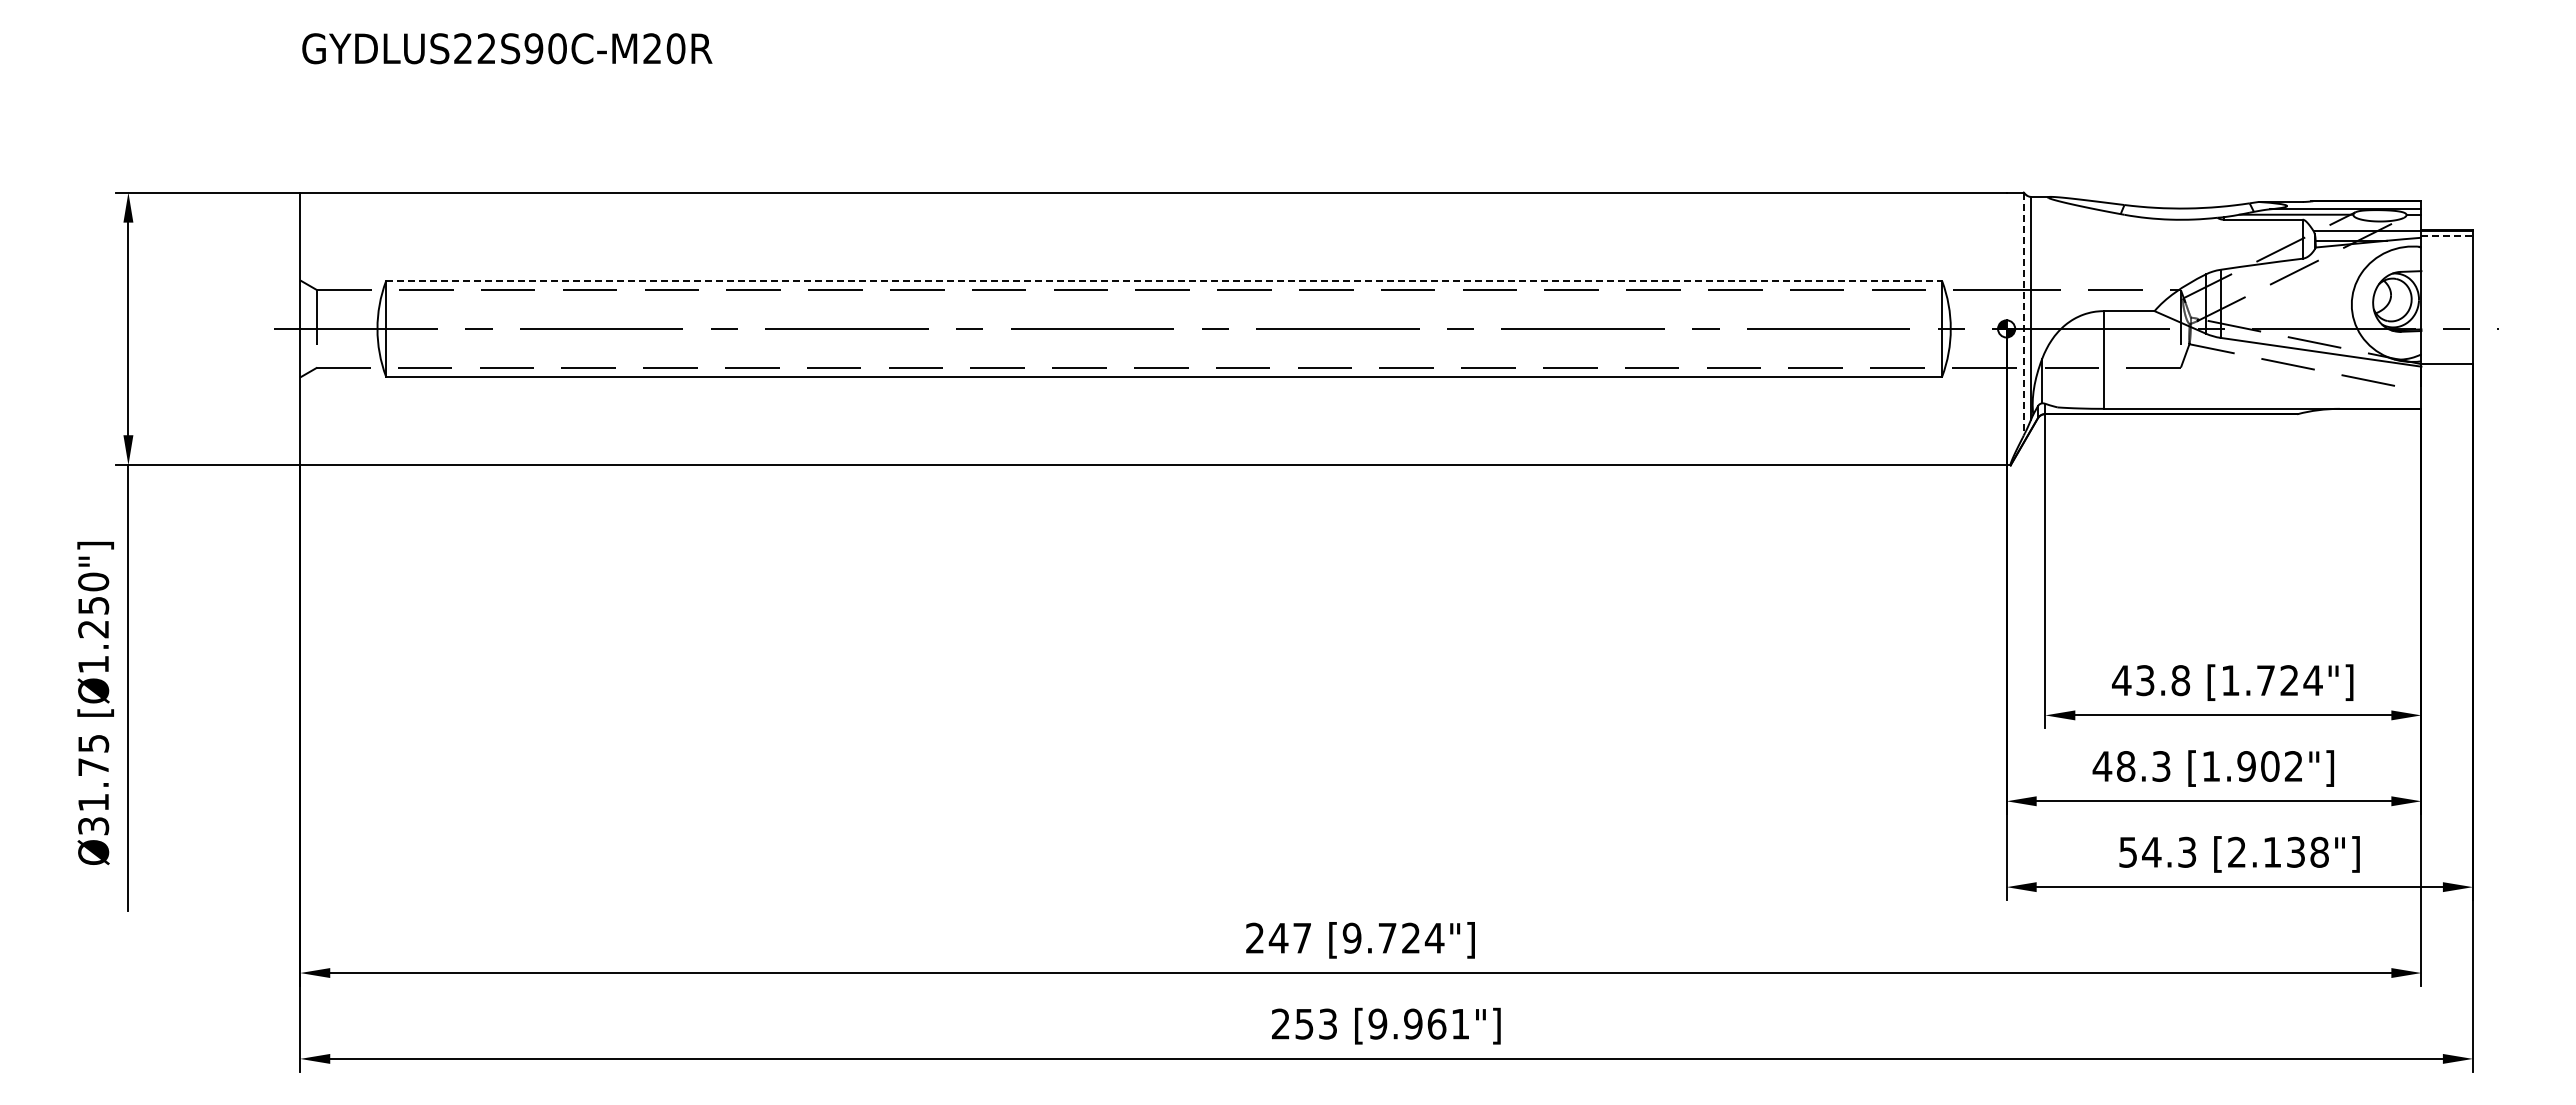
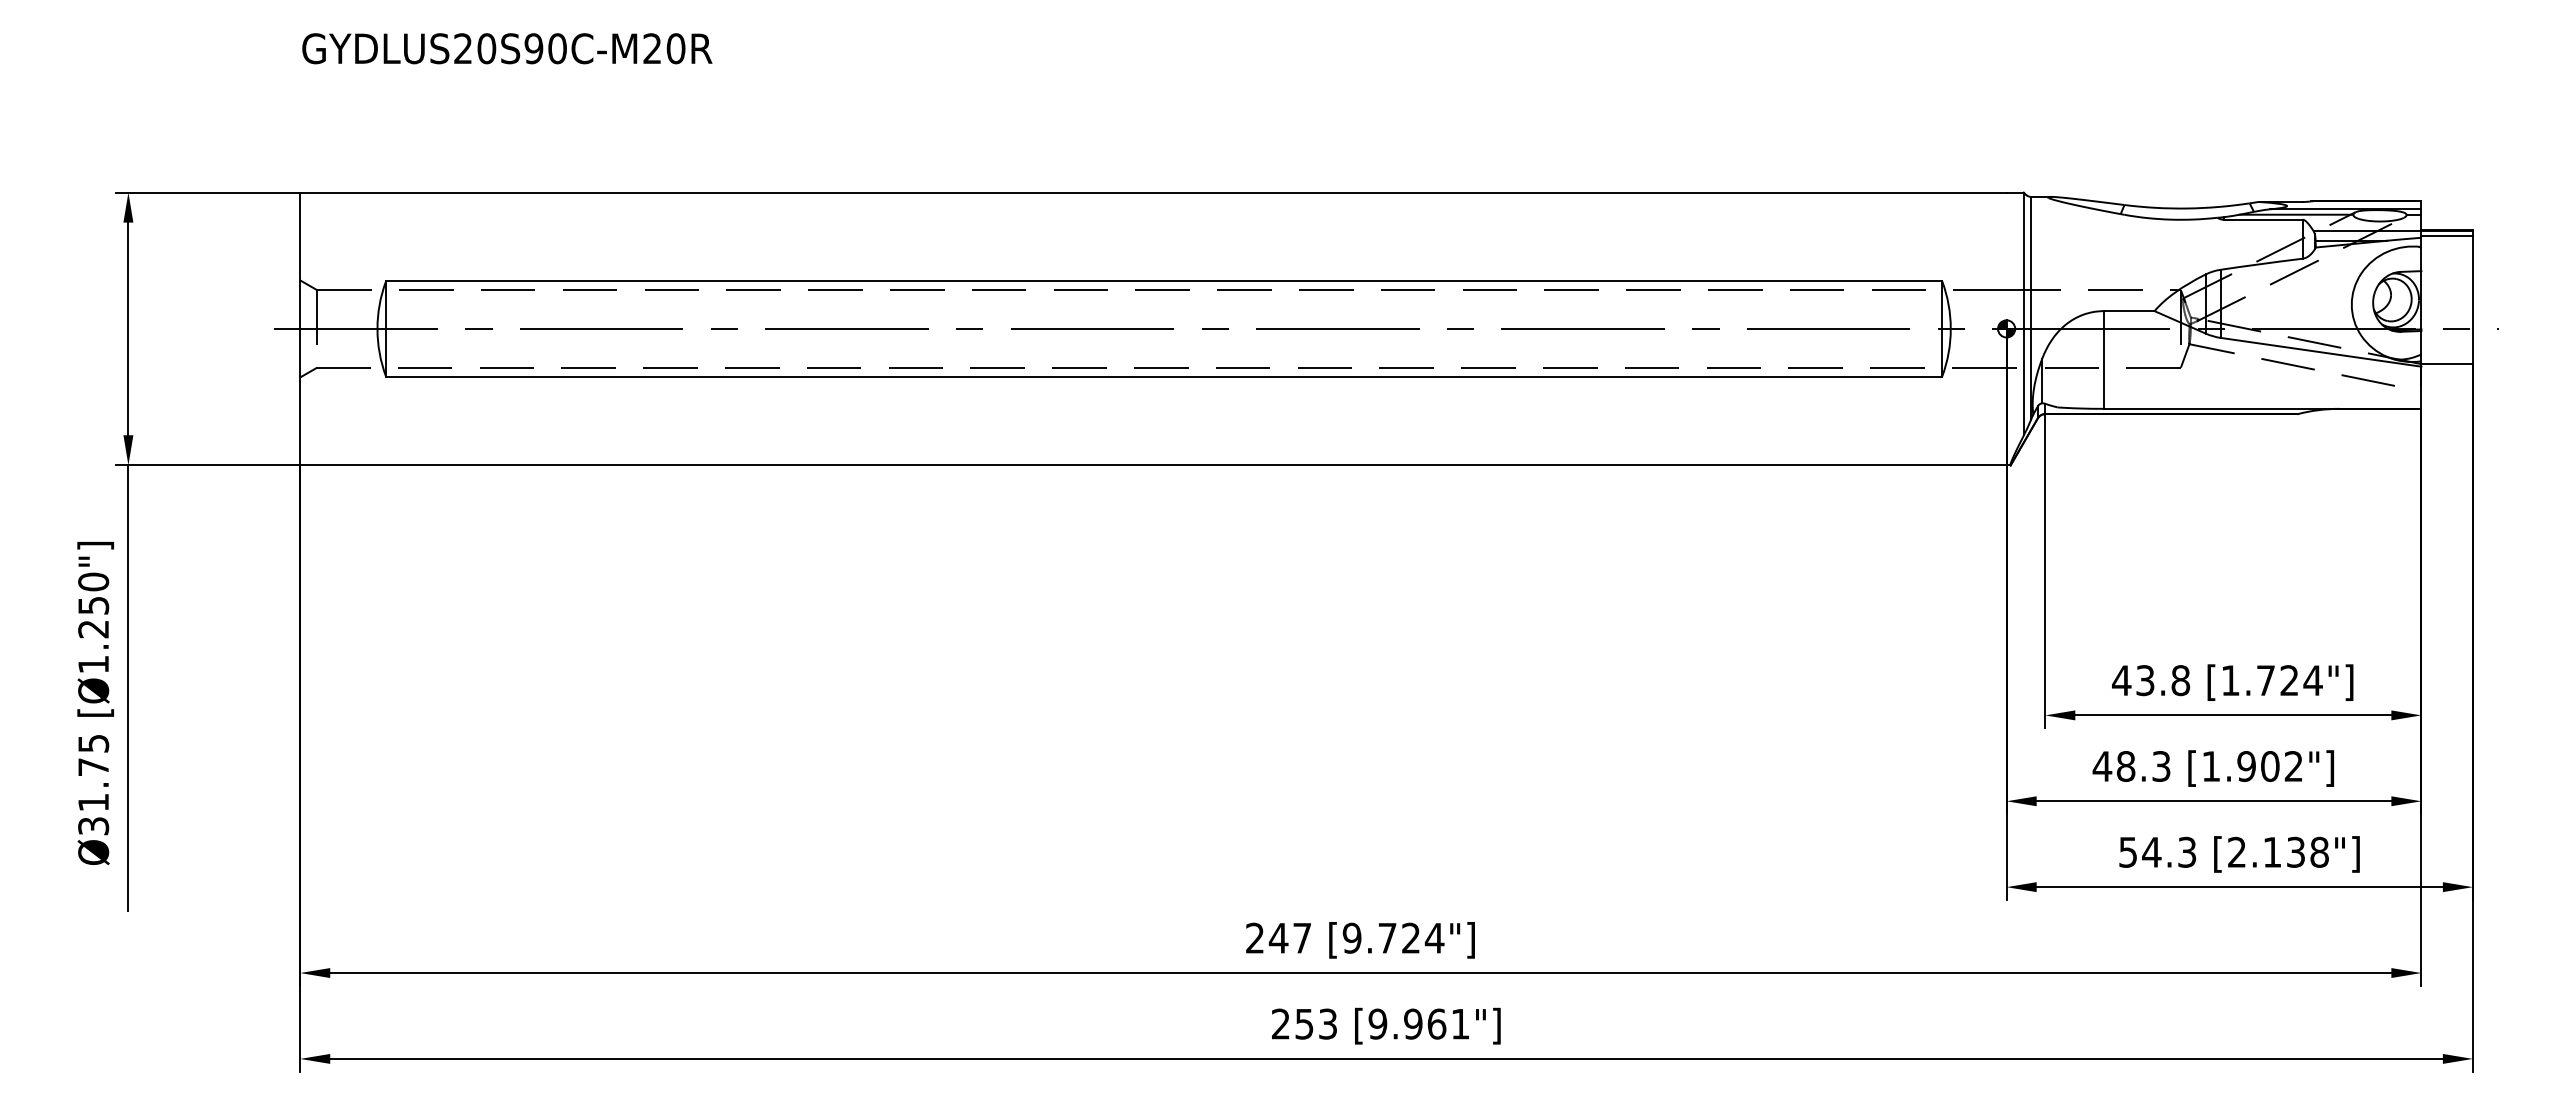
text: GYDLUS22S90C-M20R -> GYDLUS20S90C-M20R (486, 48)
line: dashed -> solid (2447, 235)
line: dashed -> solid (1164, 281)
line: dashed -> solid (2023, 314)
